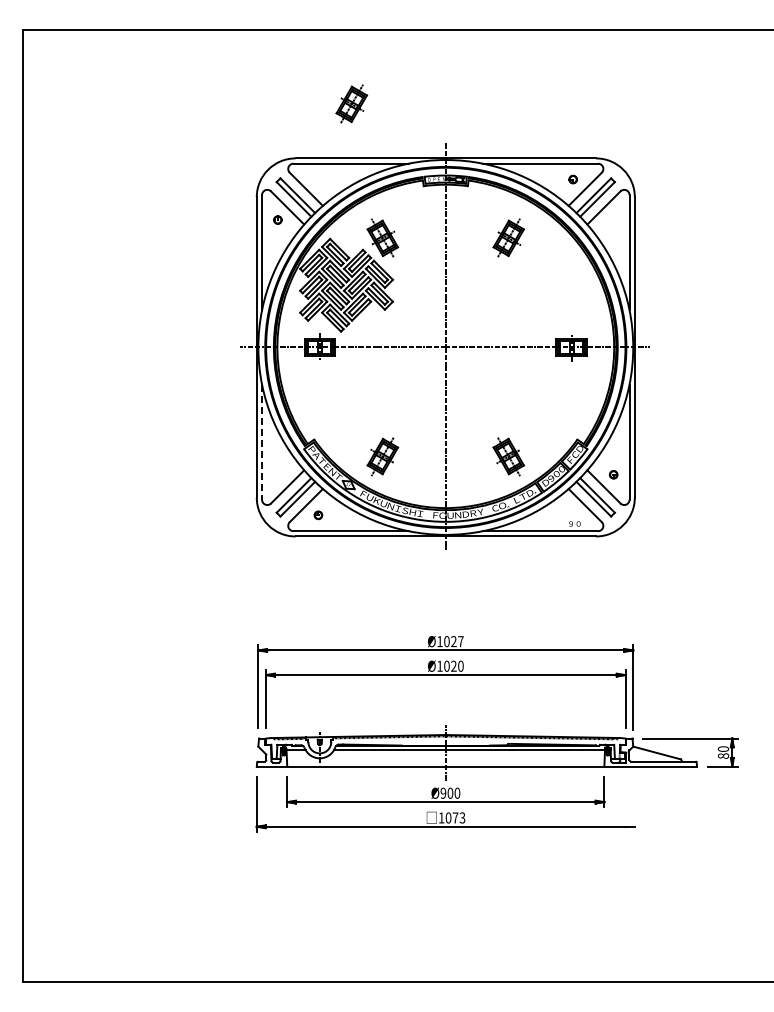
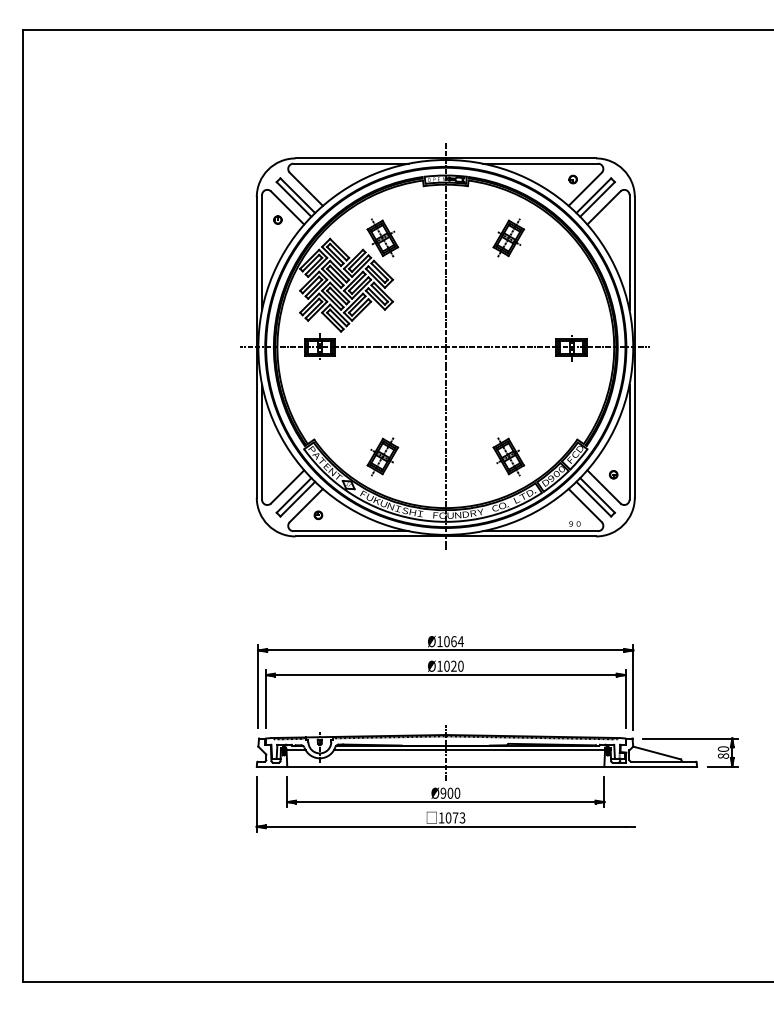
part: present -> none (351, 103)
line: dashed -> solid (262, 442)
text: Ø1027 -> Ø1064 (457, 641)
